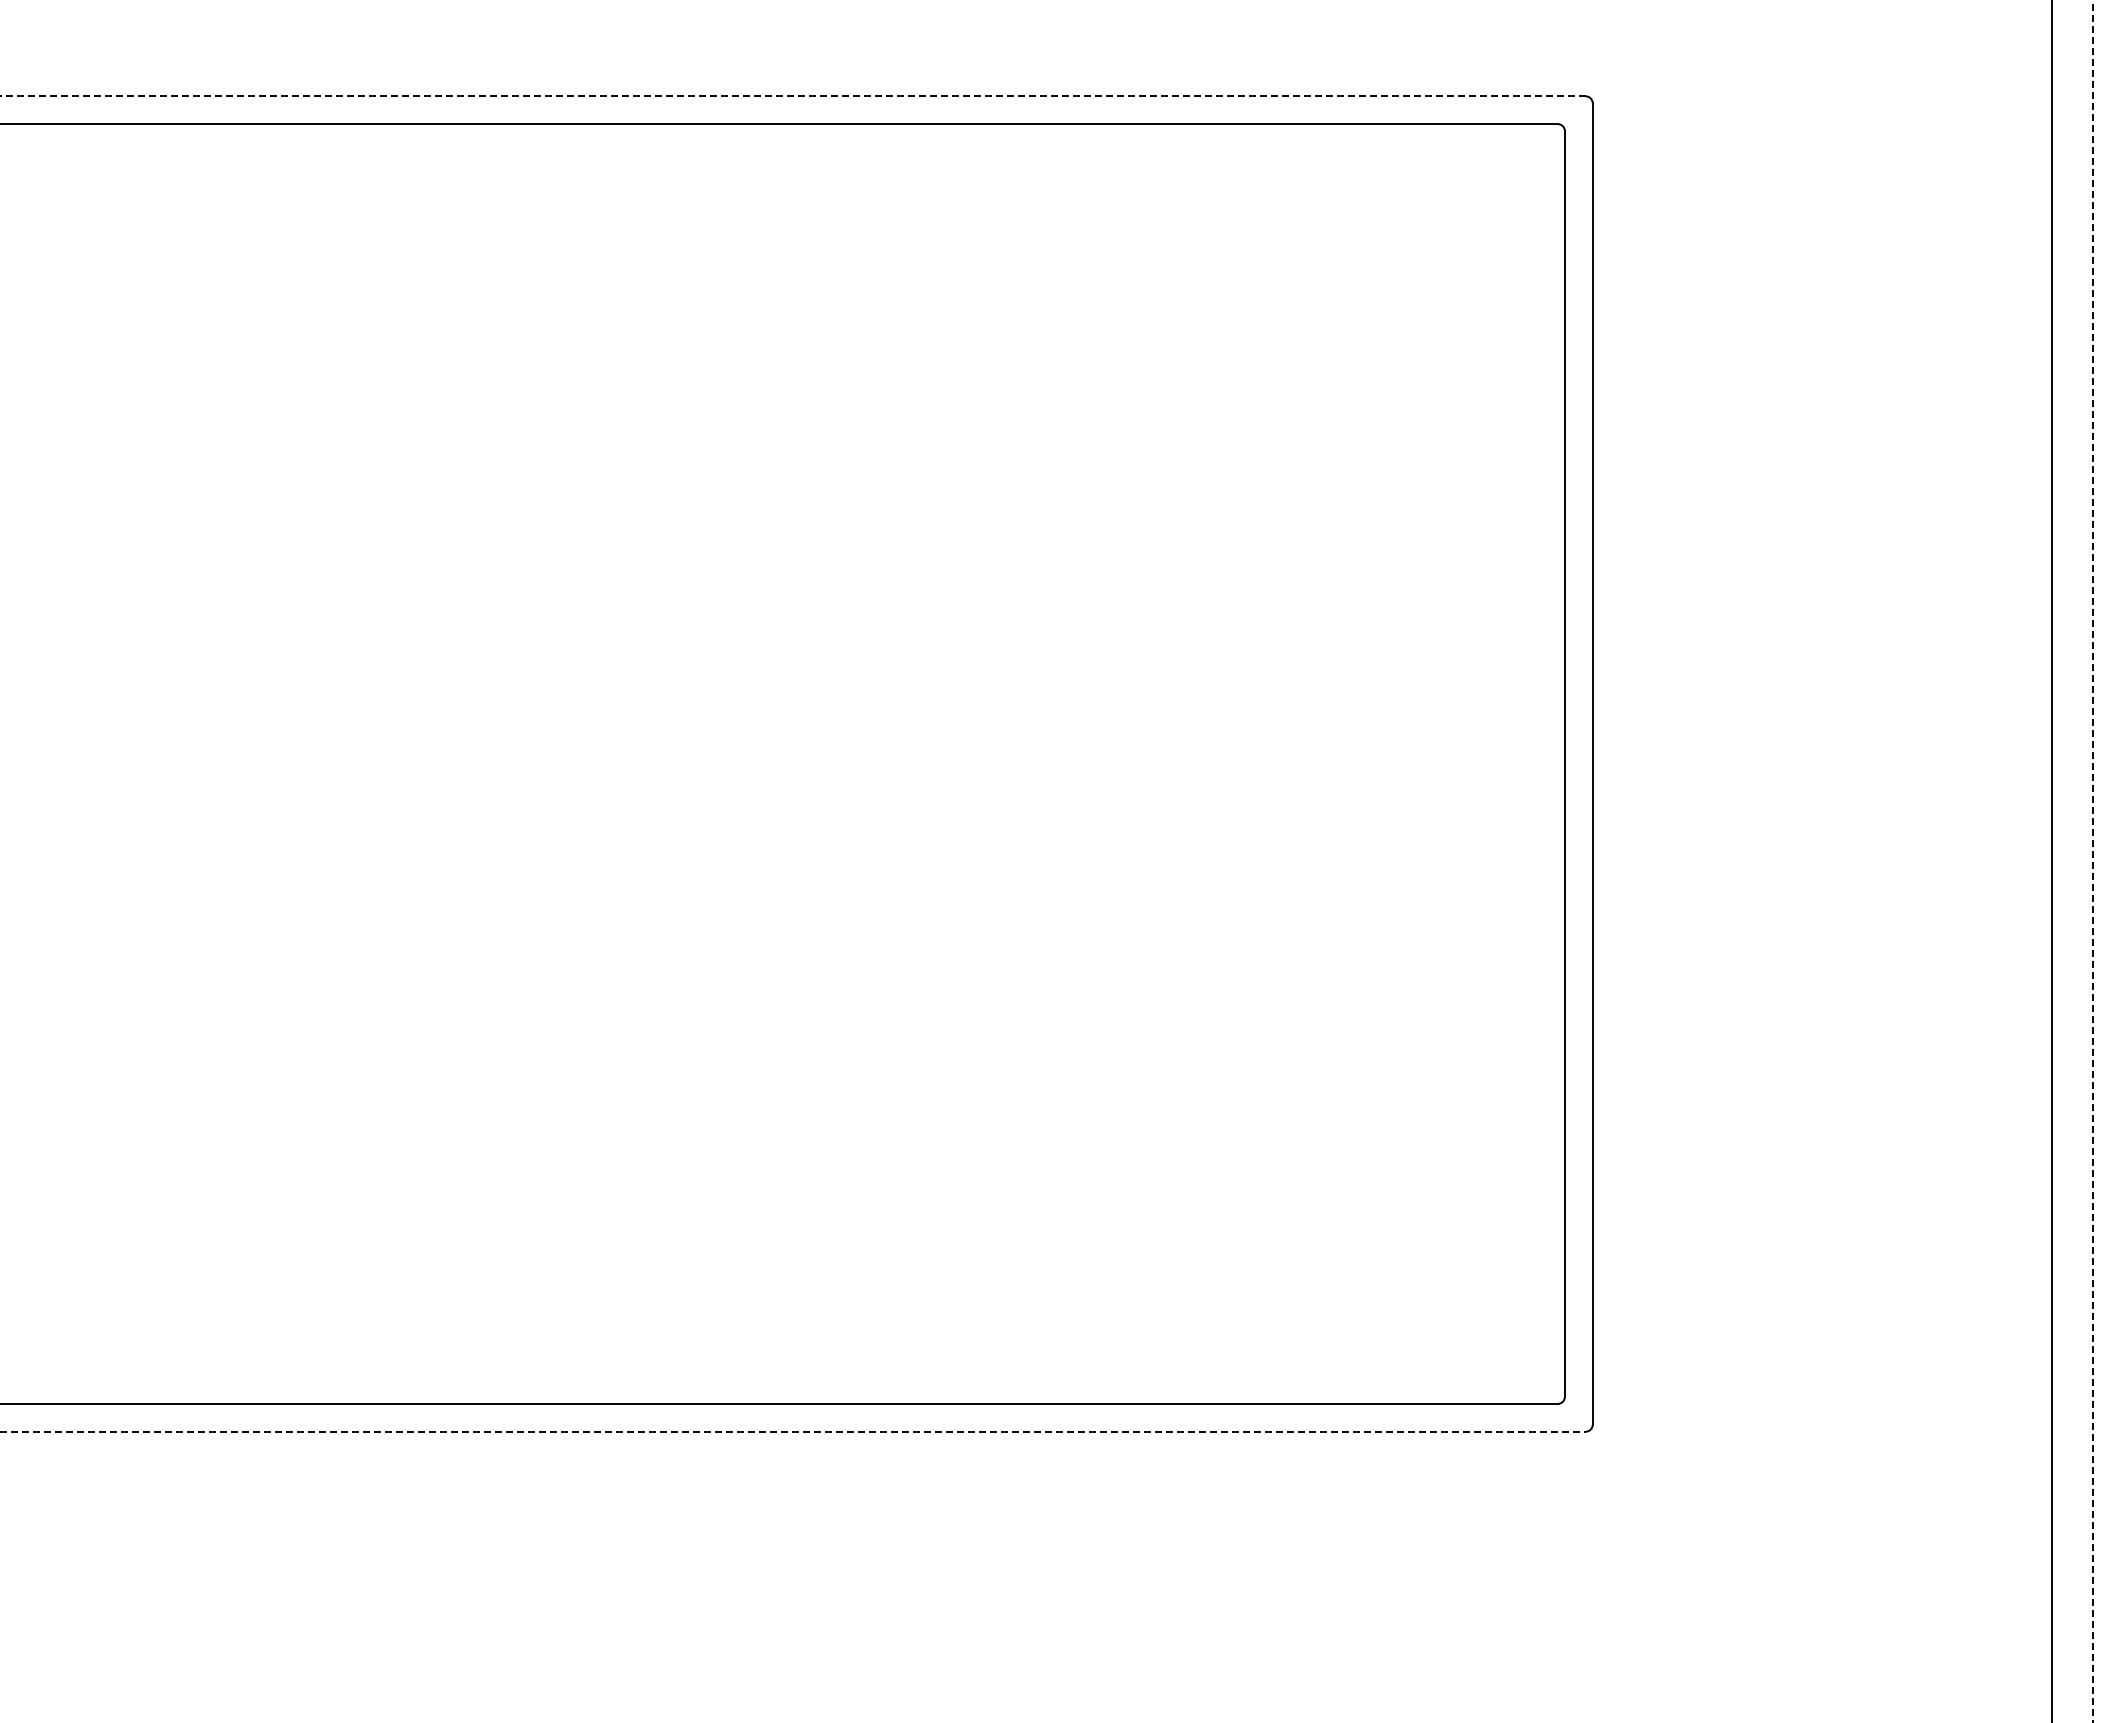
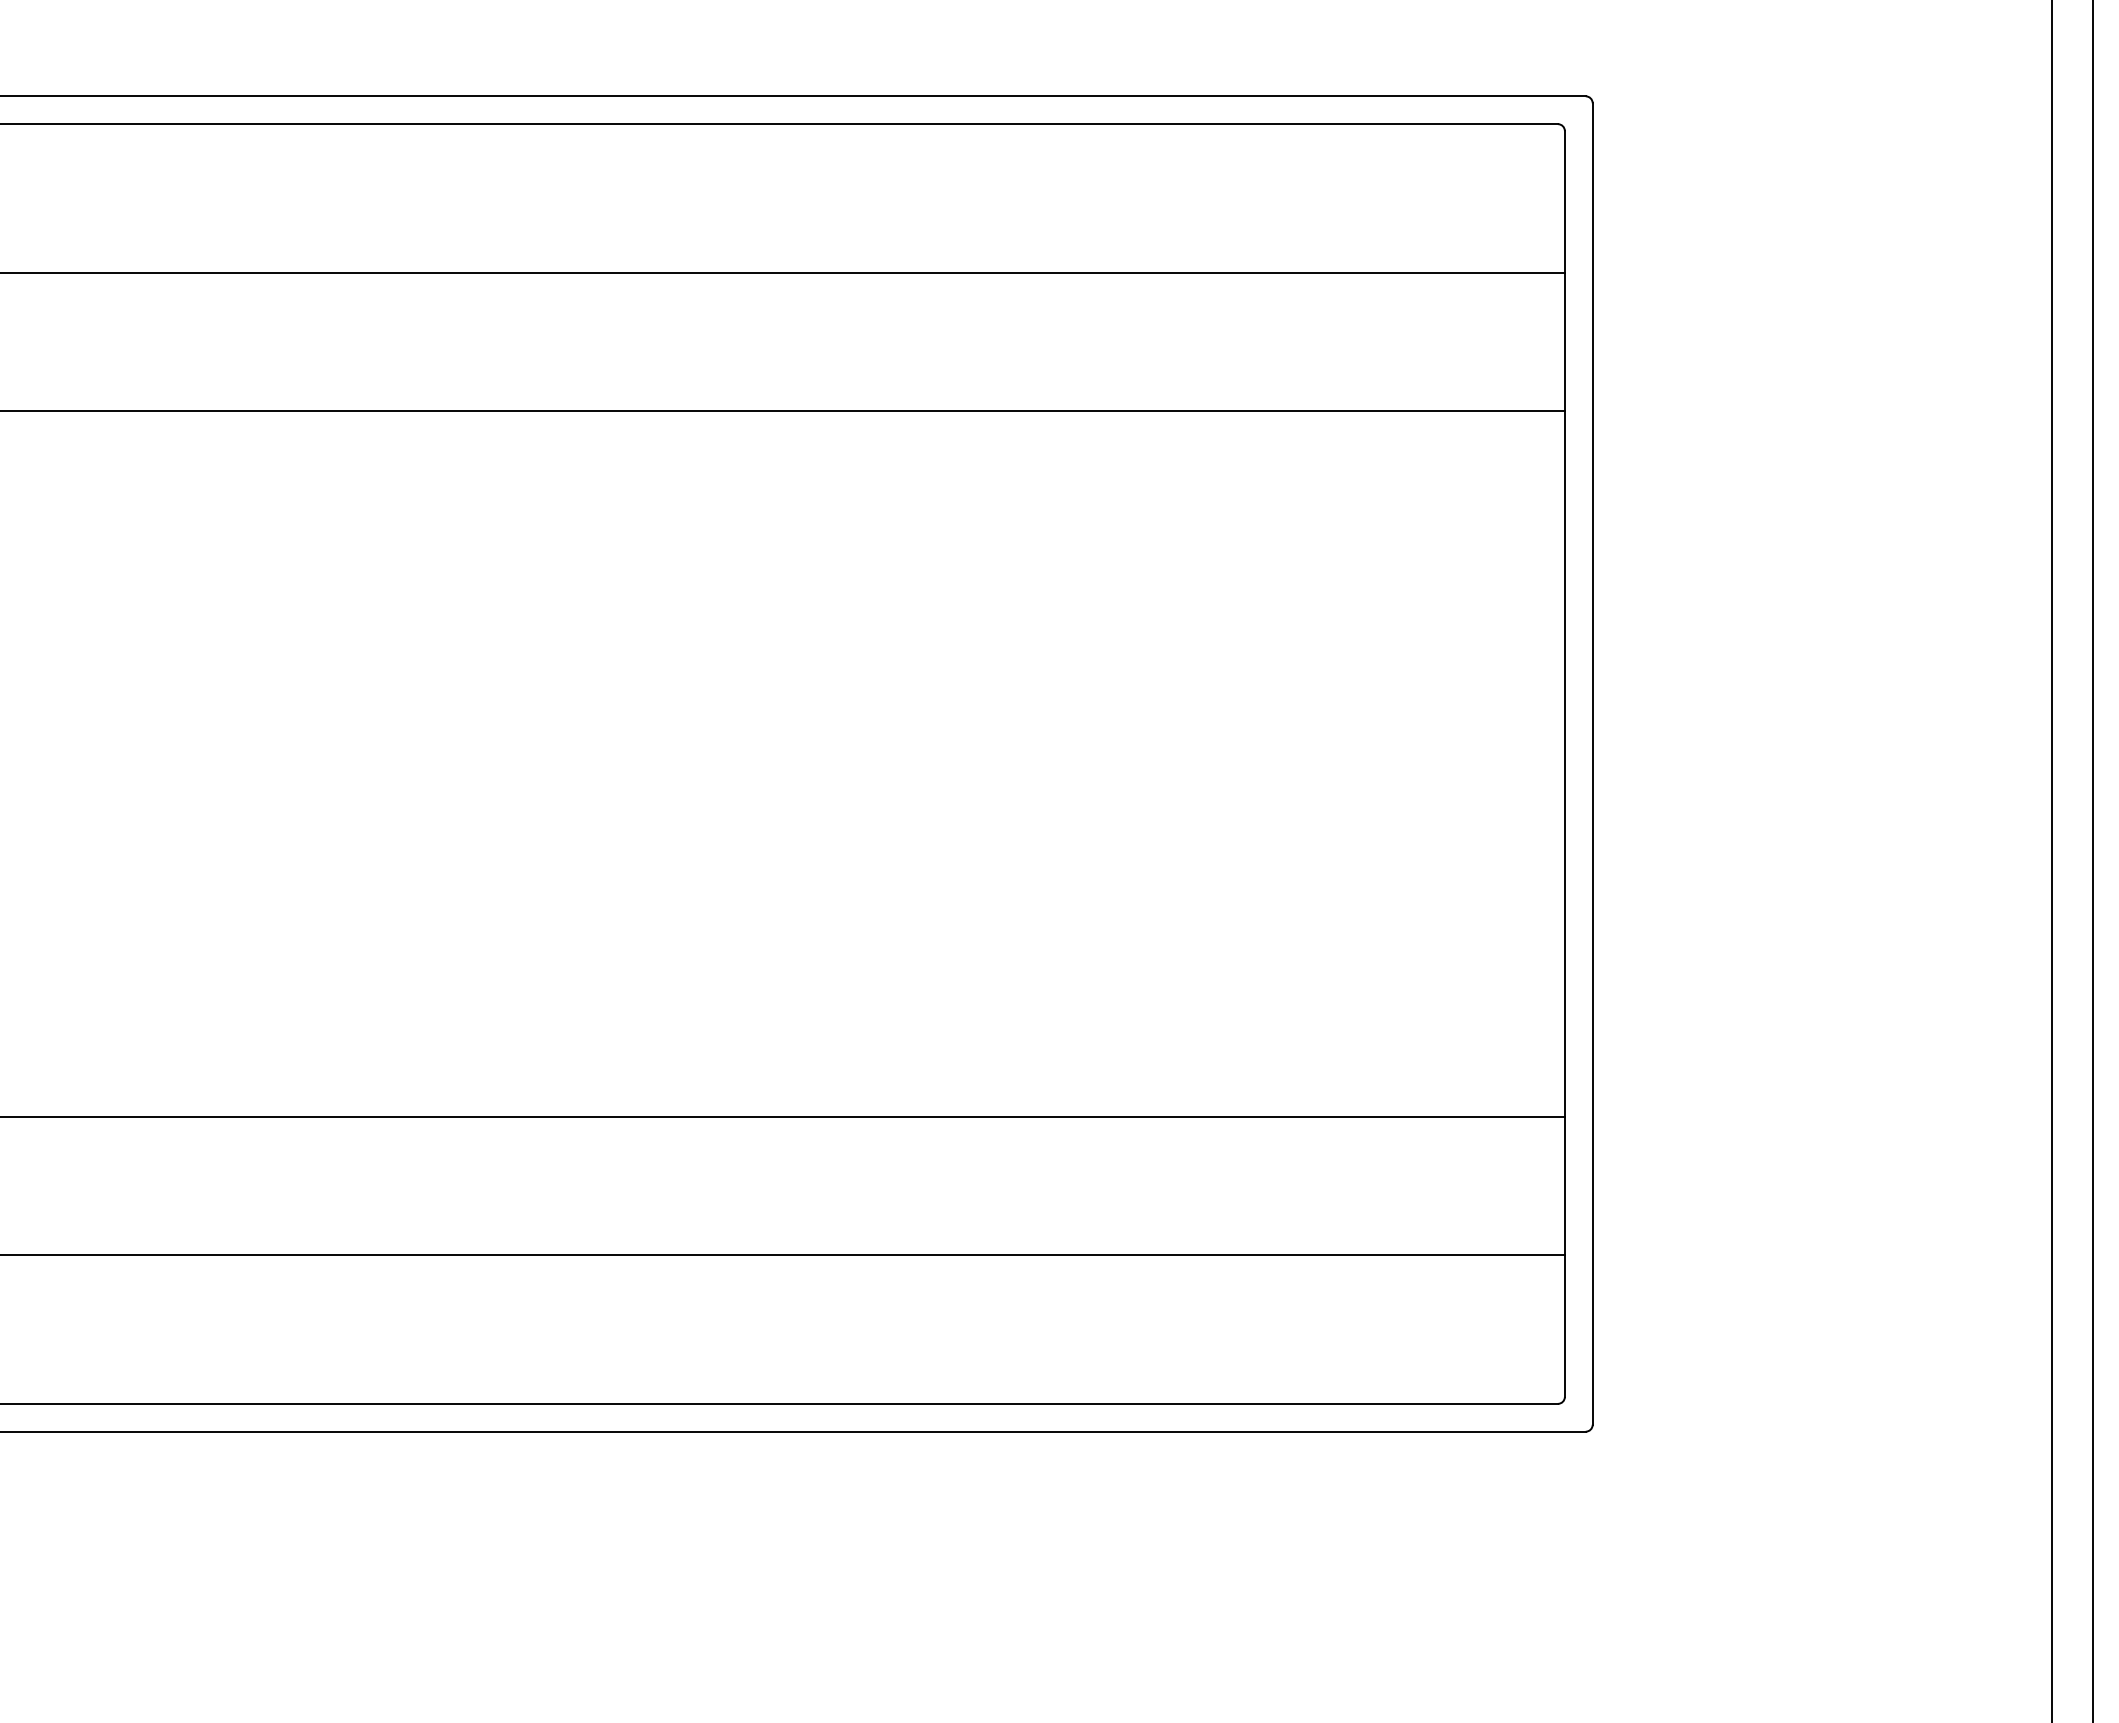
line: dashed -> solid (792, 96)
line: none -> present (783, 273)
line: none -> present (783, 410)
line: dashed -> solid (2093, 862)
line: none -> present (783, 1117)
line: none -> present (783, 1255)
line: dashed -> solid (793, 1431)
